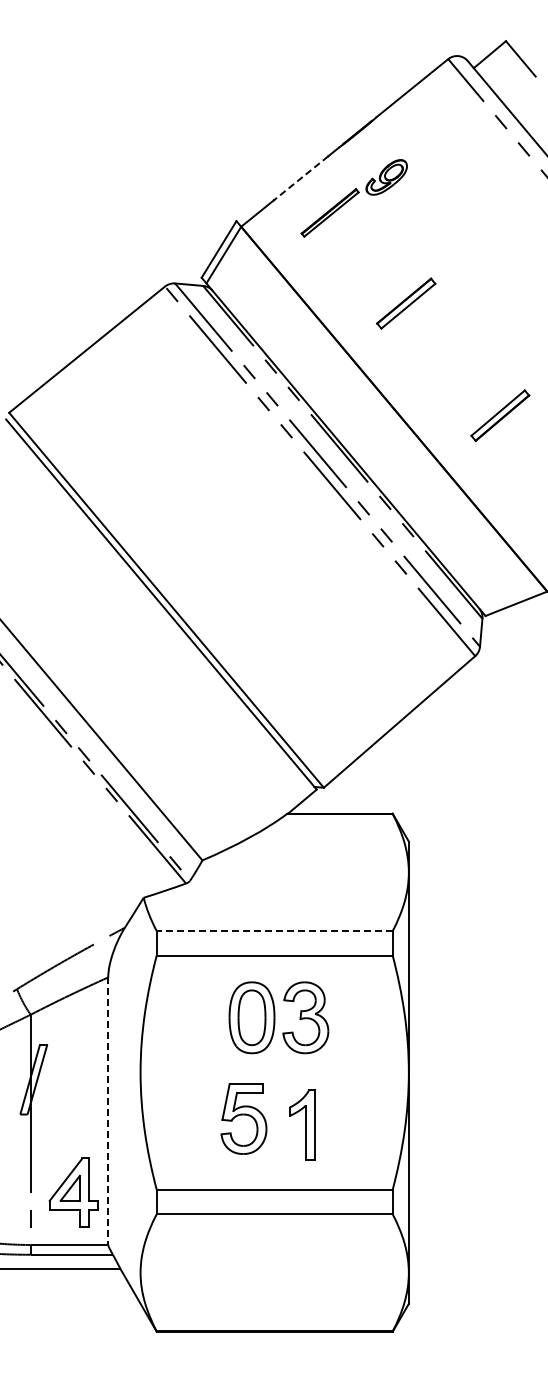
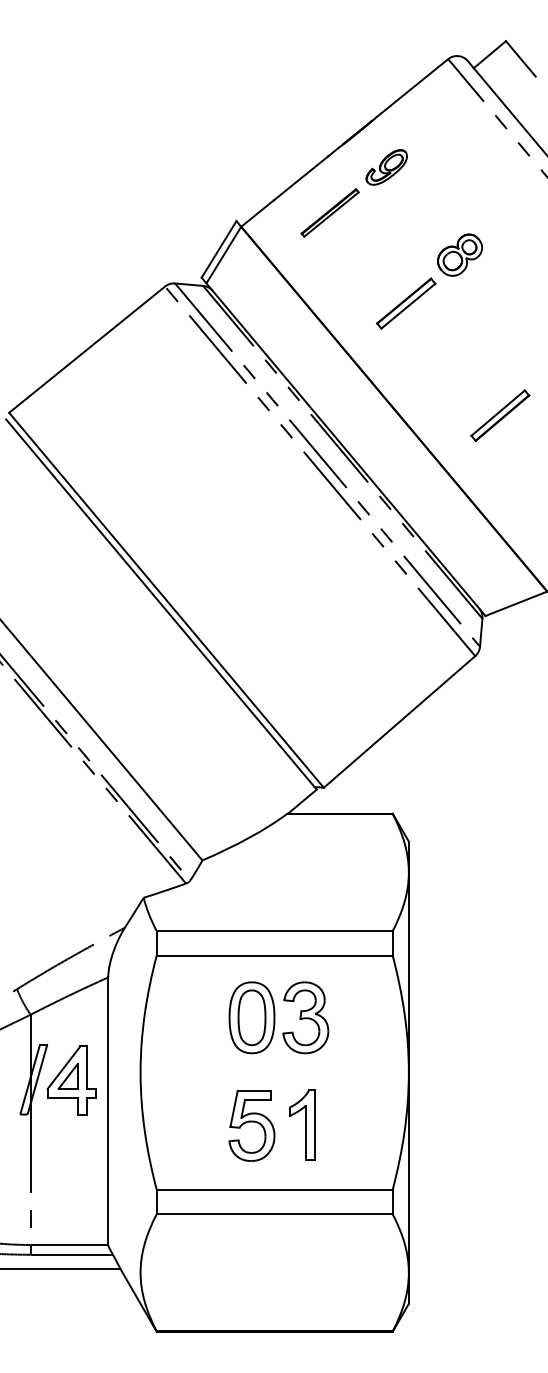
part position: (386, 177) -> (386, 167) (386, 167)
line: dashed -> solid (300, 178)
part: none -> present (459, 254)
line: dashed -> solid (274, 931)
line: dashed -> solid (108, 1111)
part position: (243, 1118) -> (251, 1125) (251, 1125)
part position: (73, 1192) -> (71, 1080) (71, 1080)
